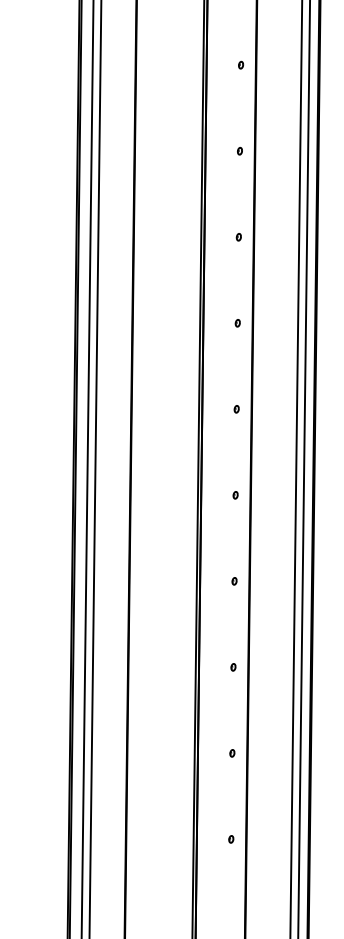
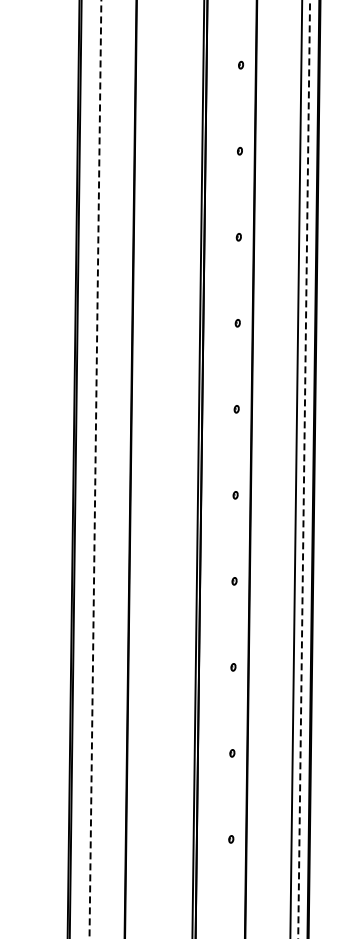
line: present -> none (87, 468)
line: solid -> dashed (95, 468)
line: solid -> dashed (304, 468)
